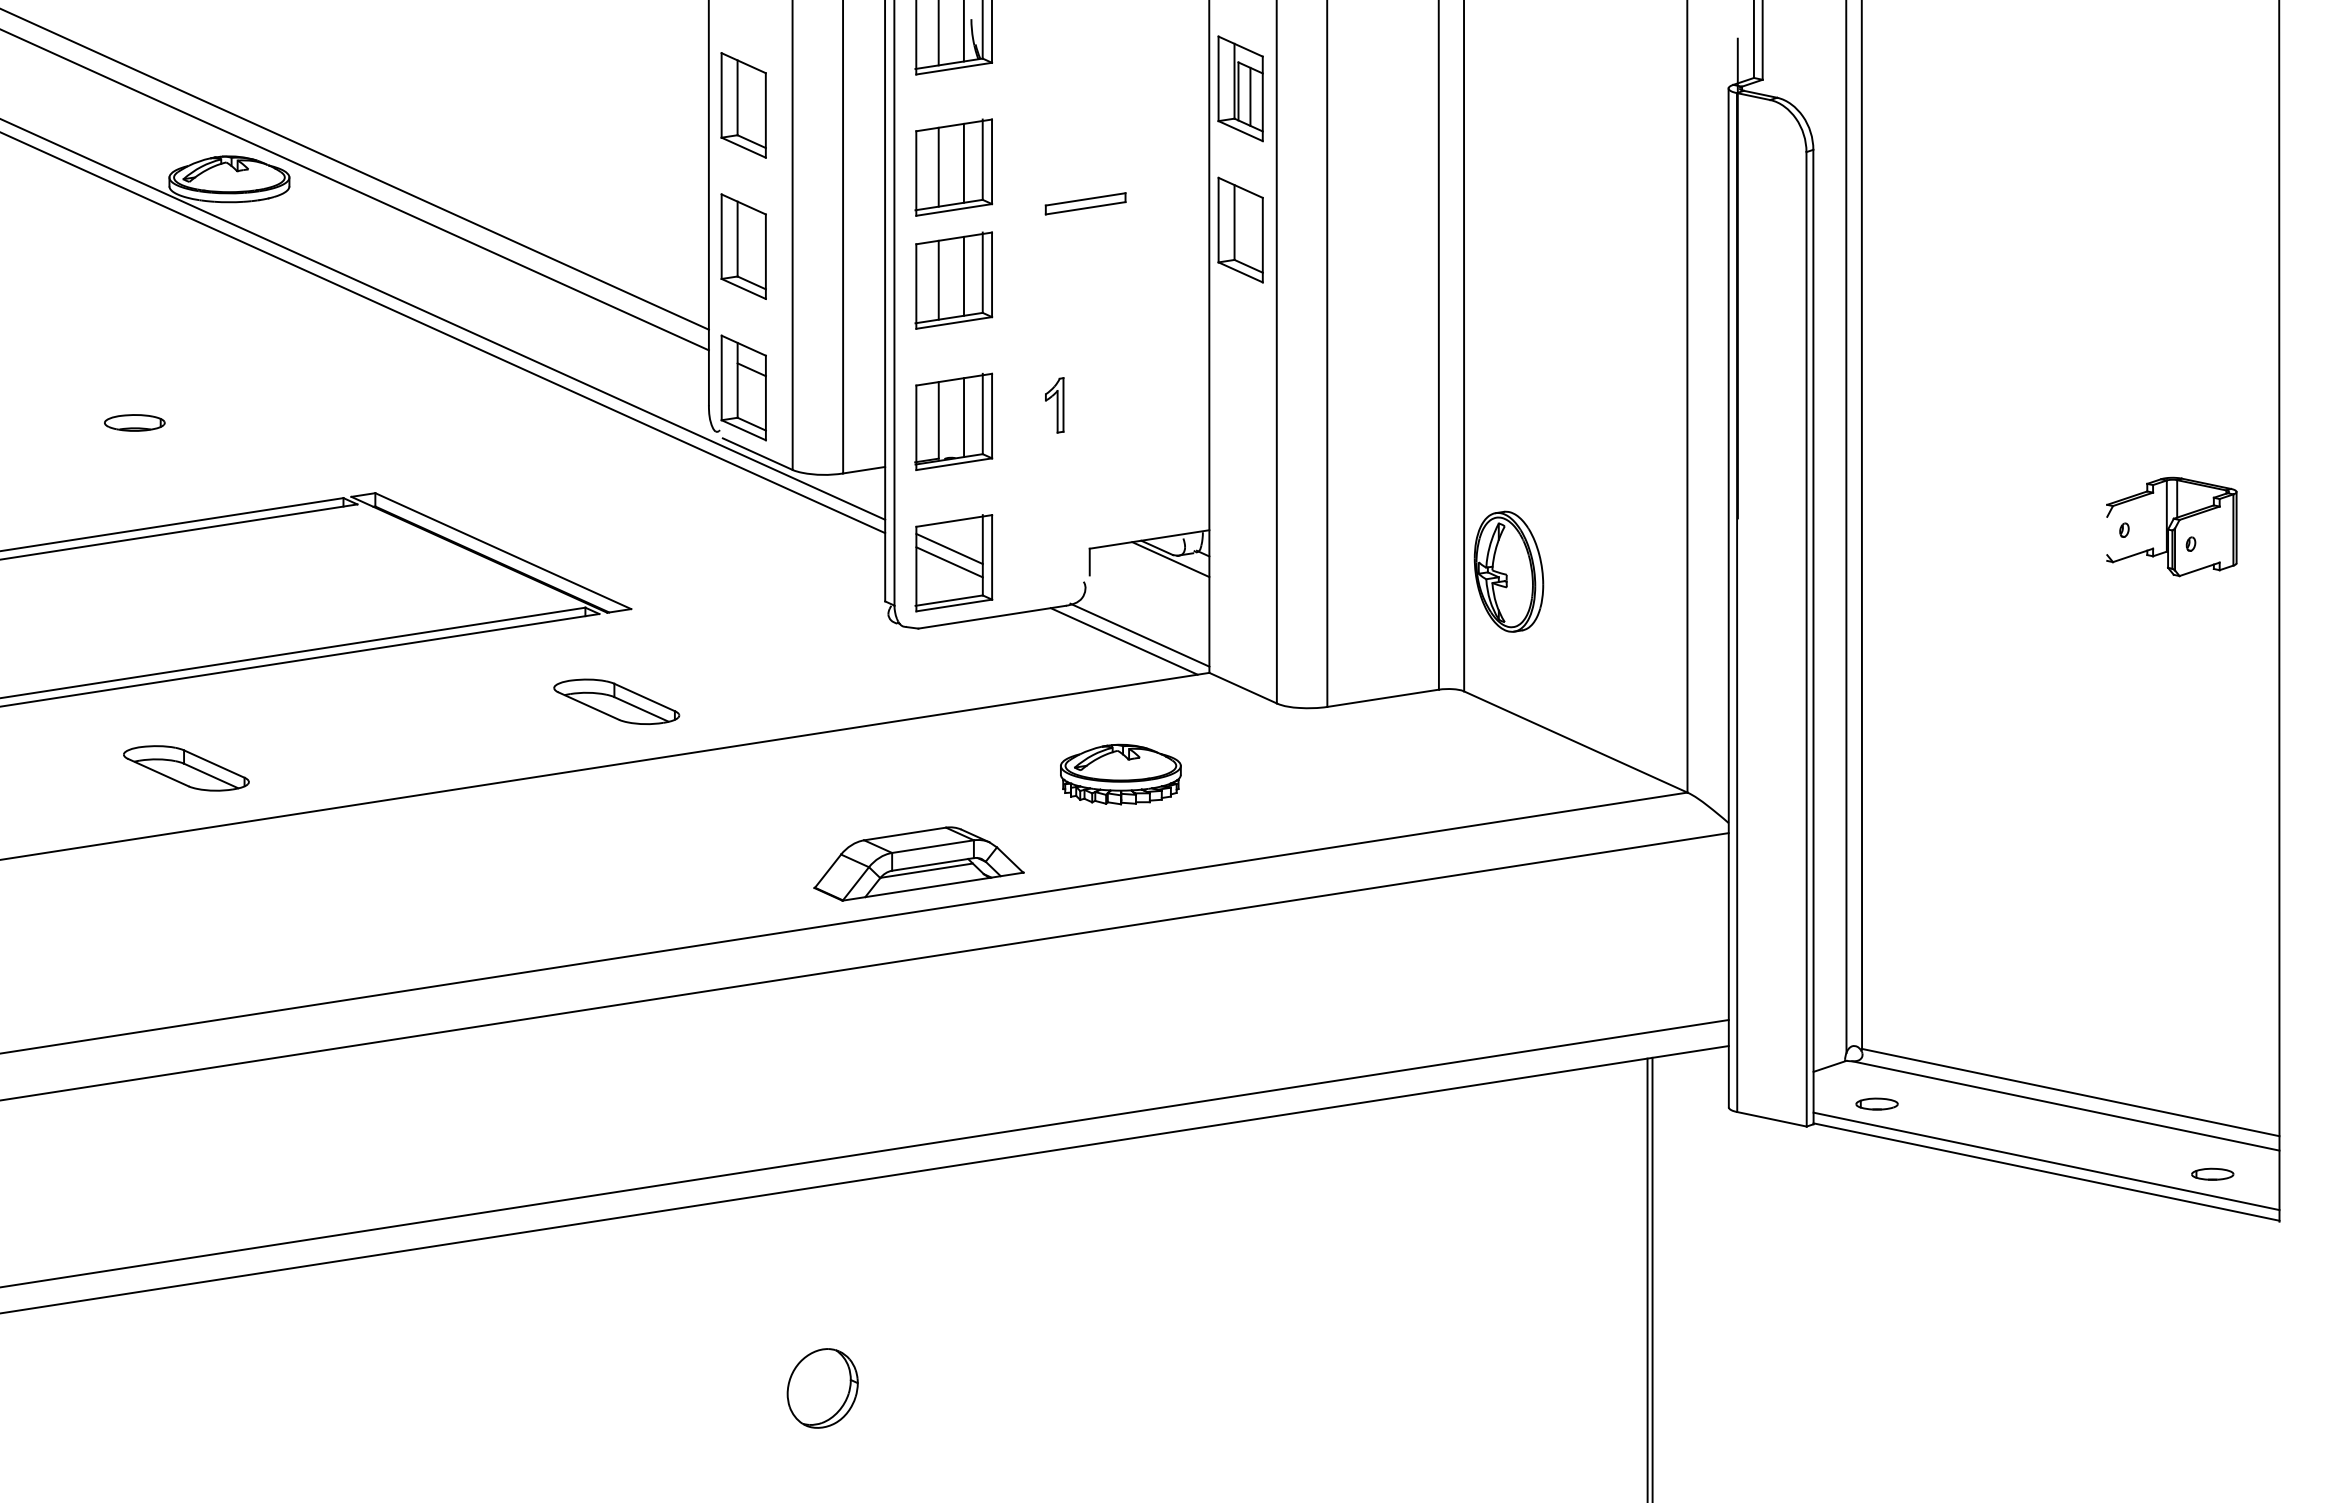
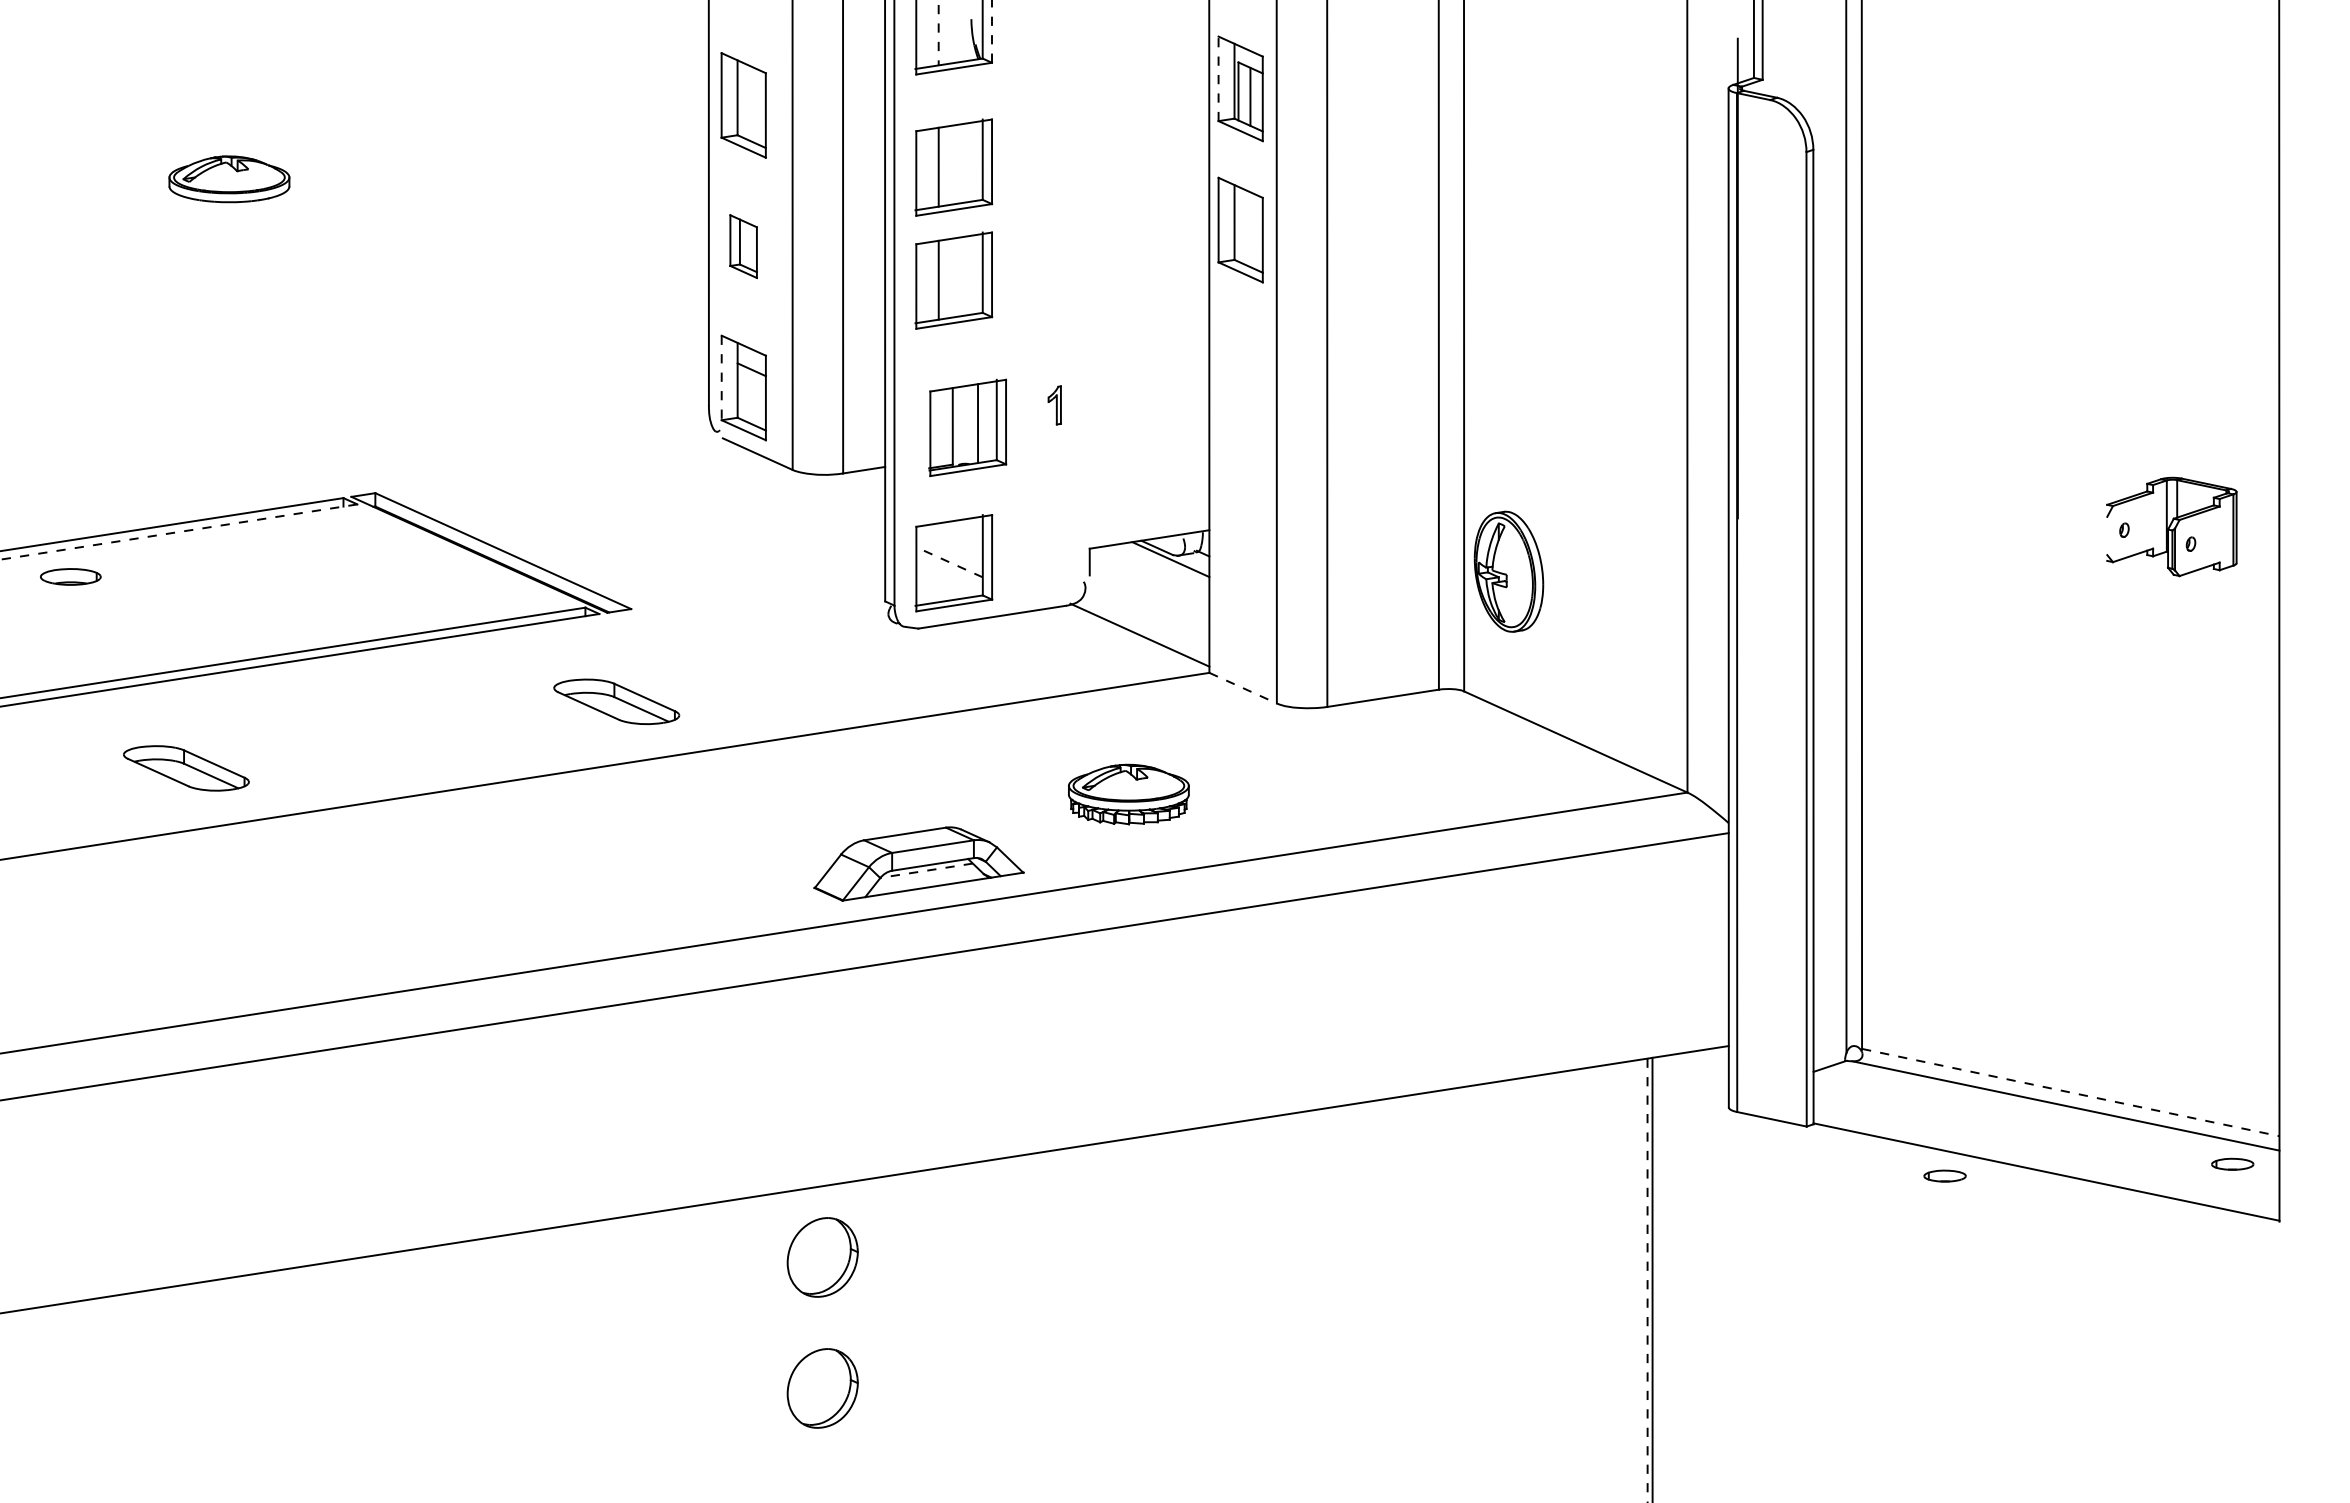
line: solid -> dashed (992, 30)
line: present -> none (963, 31)
line: solid -> dashed (938, 33)
line: solid -> dashed (1218, 78)
line: present -> none (963, 162)
line: present -> none (355, 169)
line: present -> none (355, 190)
part: present -> none (1085, 203)
part size: 47x107 px -> 29x65 px (743, 246)
line: present -> none (963, 275)
line: present -> none (443, 319)
line: present -> none (443, 333)
line: solid -> dashed (721, 378)
part size: 20x57 px -> 15x41 px (1054, 405)
part position: (953, 421) -> (967, 427) (967, 427)
part position: (134, 422) -> (70, 576) (70, 576)
line: solid -> dashed (178, 532)
line: present -> none (949, 548)
line: solid -> dashed (949, 562)
line: present -> none (1123, 641)
line: solid -> dashed (1243, 688)
part position: (1120, 774) -> (1128, 794) (1128, 794)
line: solid -> dashed (926, 870)
line: solid -> dashed (2071, 1092)
part position: (1876, 1103) -> (1944, 1175) (1944, 1175)
line: present -> none (865, 1153)
line: present -> none (2046, 1161)
part position: (2212, 1173) -> (2232, 1163) (2232, 1163)
part: none -> present (822, 1257)
line: solid -> dashed (1647, 1281)
